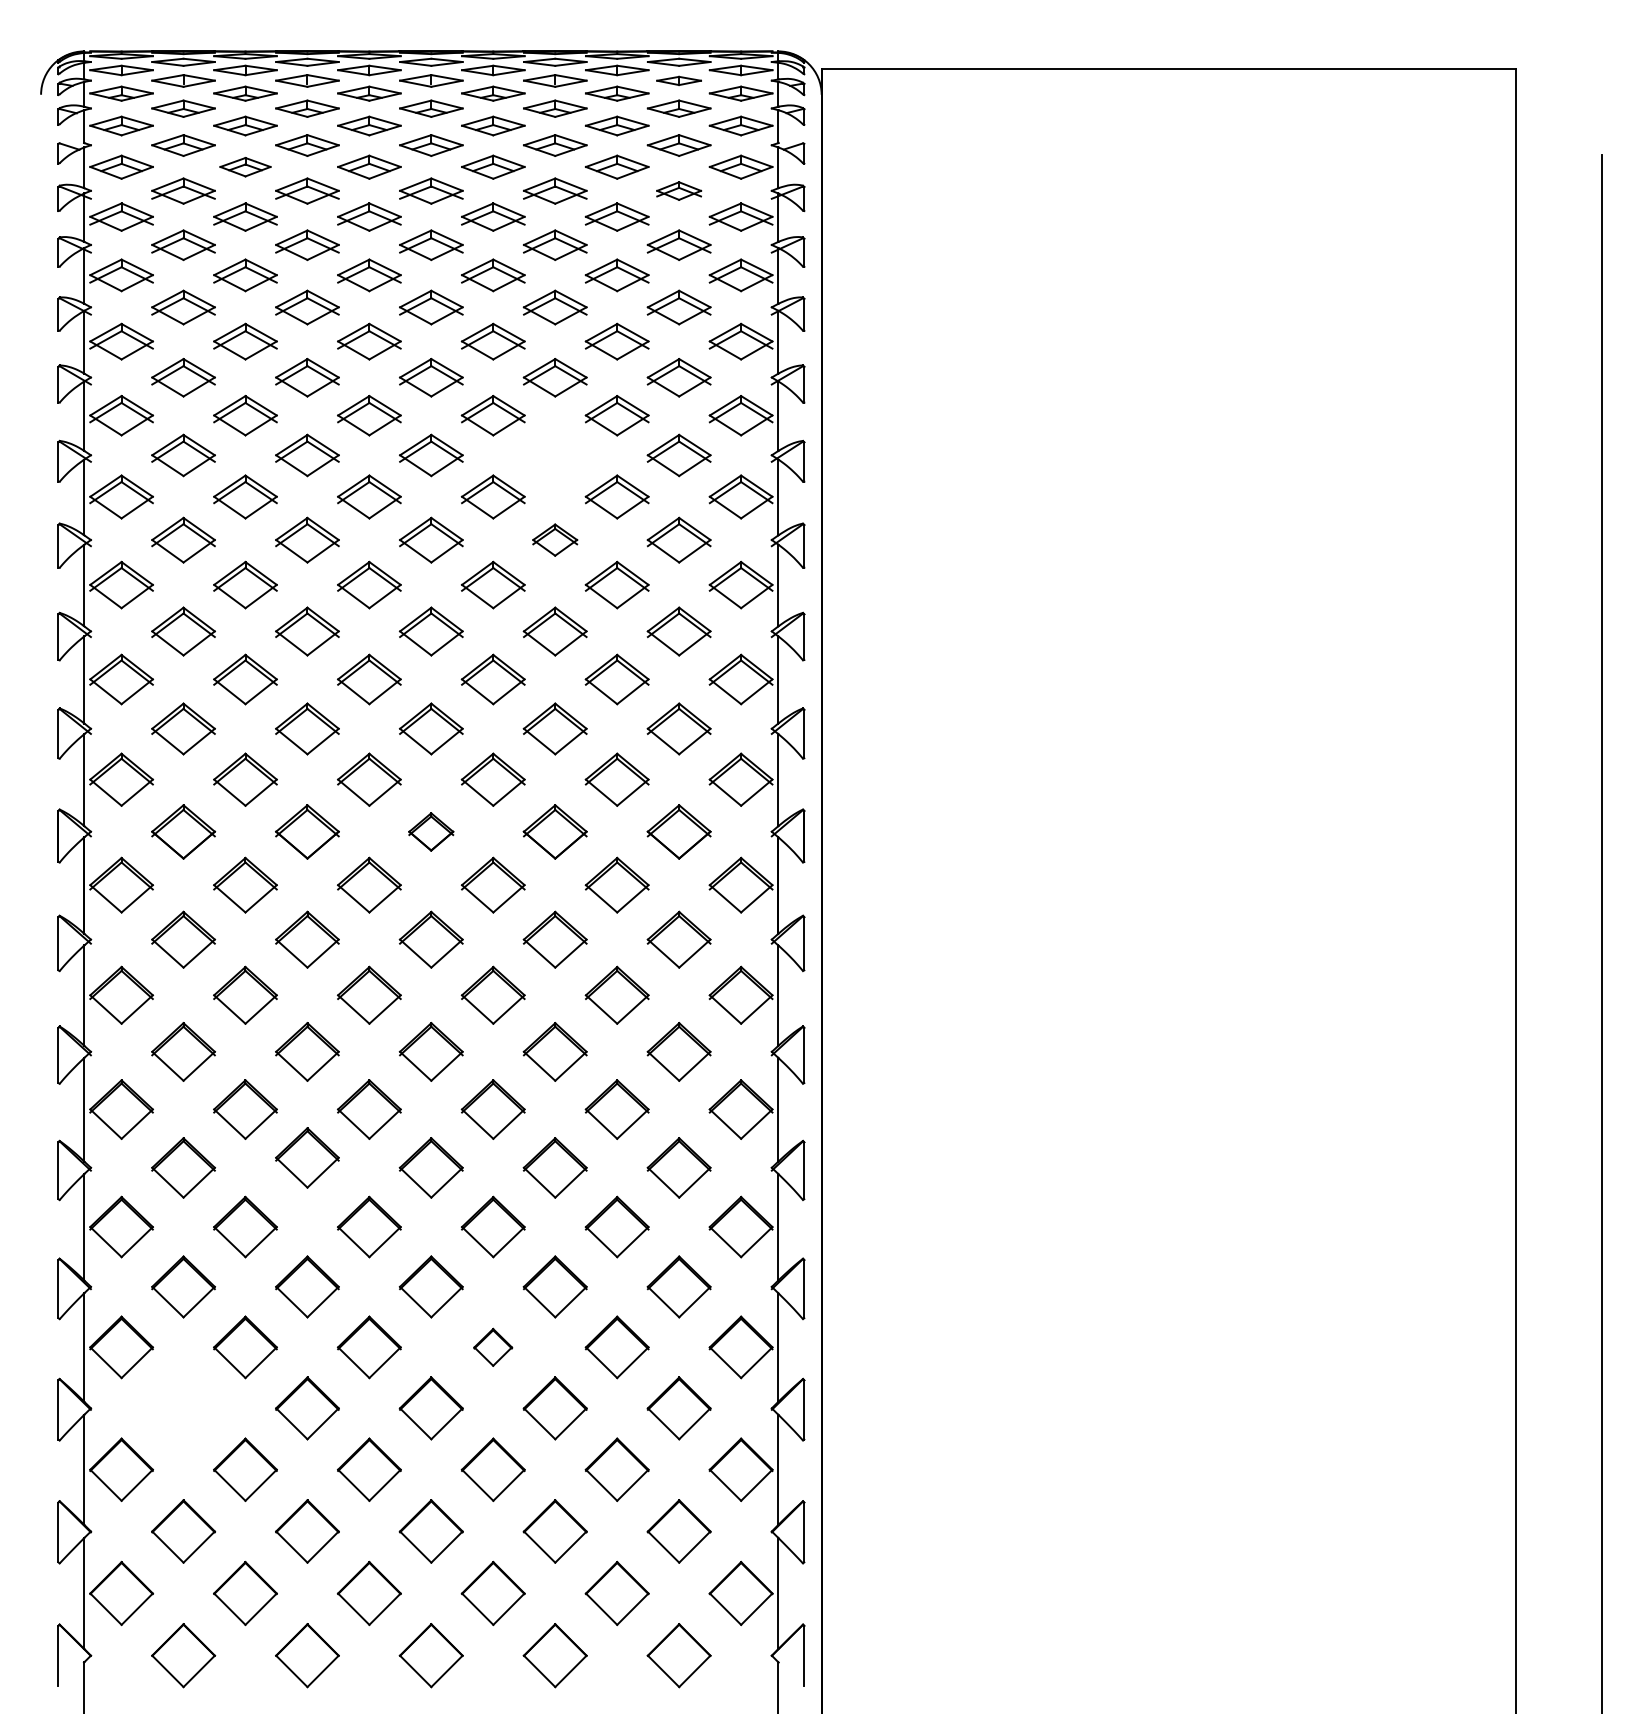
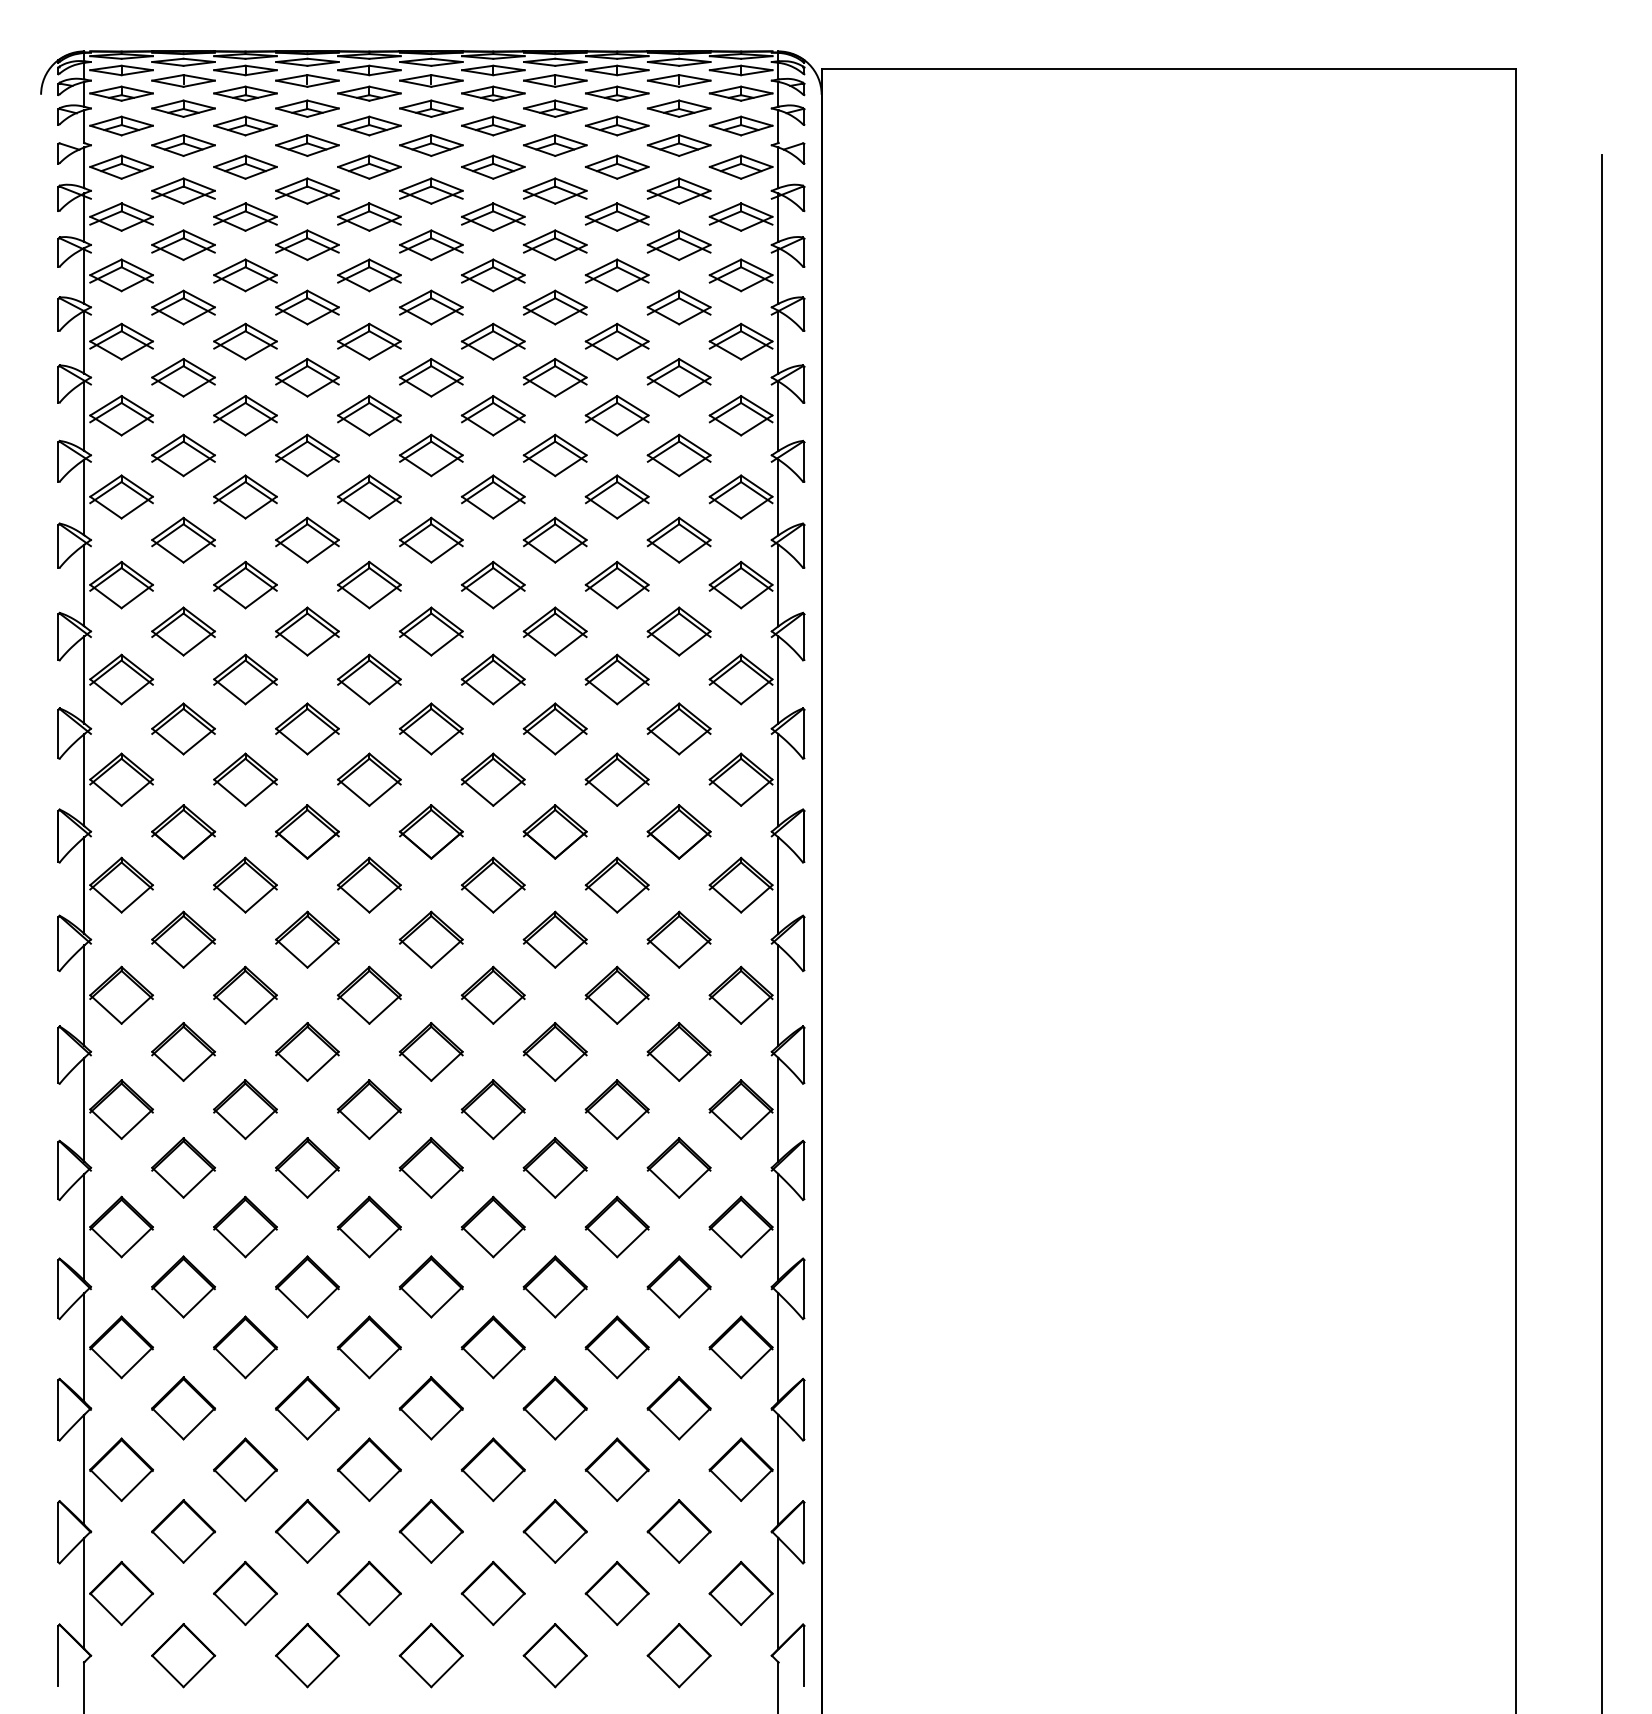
part size: 46x12 px -> 66x14 px (678, 80)
part size: 53x21 px -> 65x26 px (245, 166)
part size: 47x20 px -> 66x28 px (678, 190)
part: none -> present (554, 455)
part size: 47x34 px -> 66x48 px (554, 539)
part size: 47x40 px -> 66x56 px (430, 831)
part position: (307, 1157) -> (307, 1167) (307, 1167)
part size: 41x40 px -> 66x65 px (492, 1347)
part: none -> present (183, 1408)
